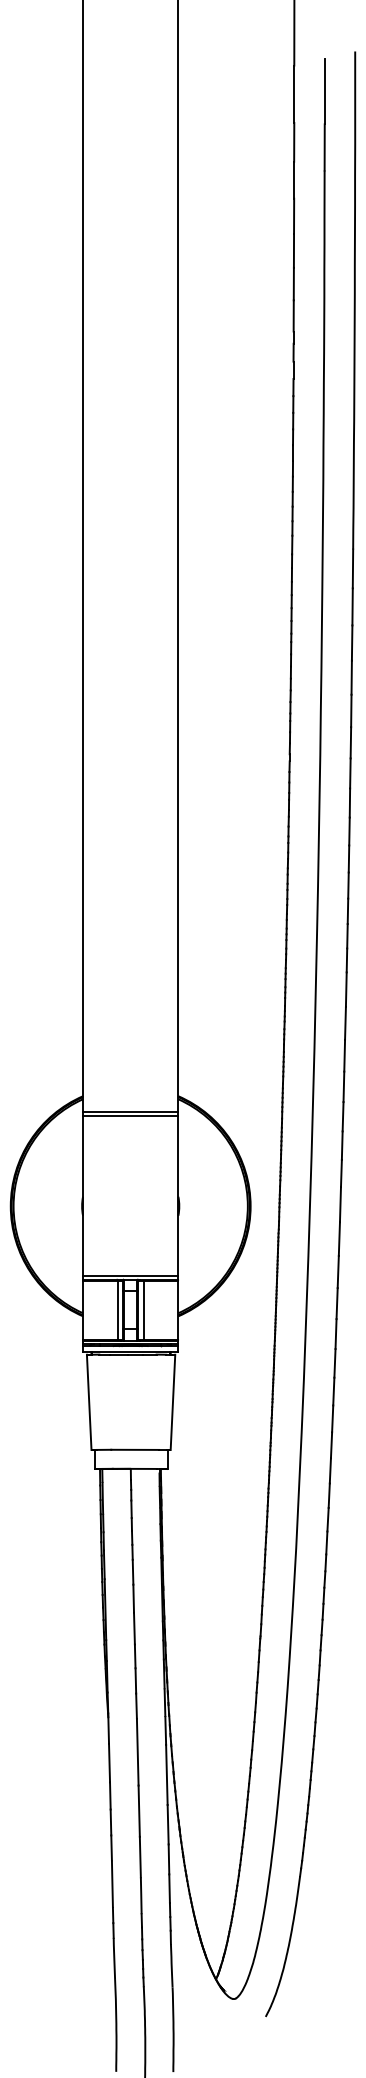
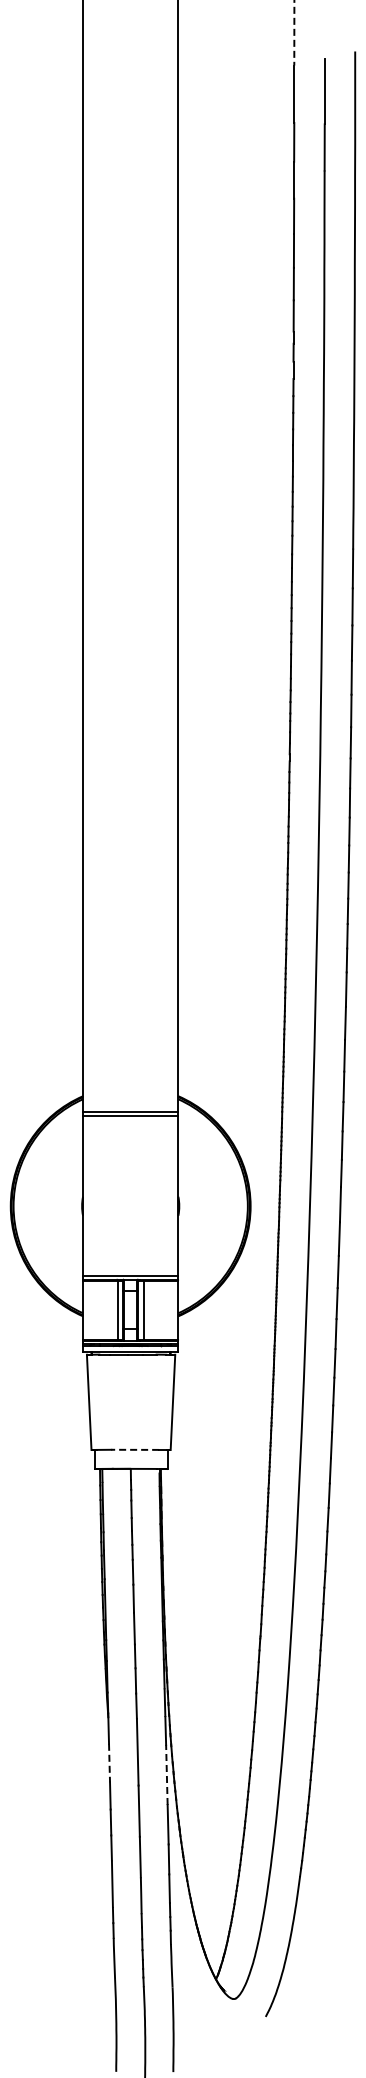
line: solid -> dashed (294, 33)
line: solid -> dashed (135, 1449)
line: solid -> dashed (109, 1763)
line: solid -> dashed (166, 1774)
